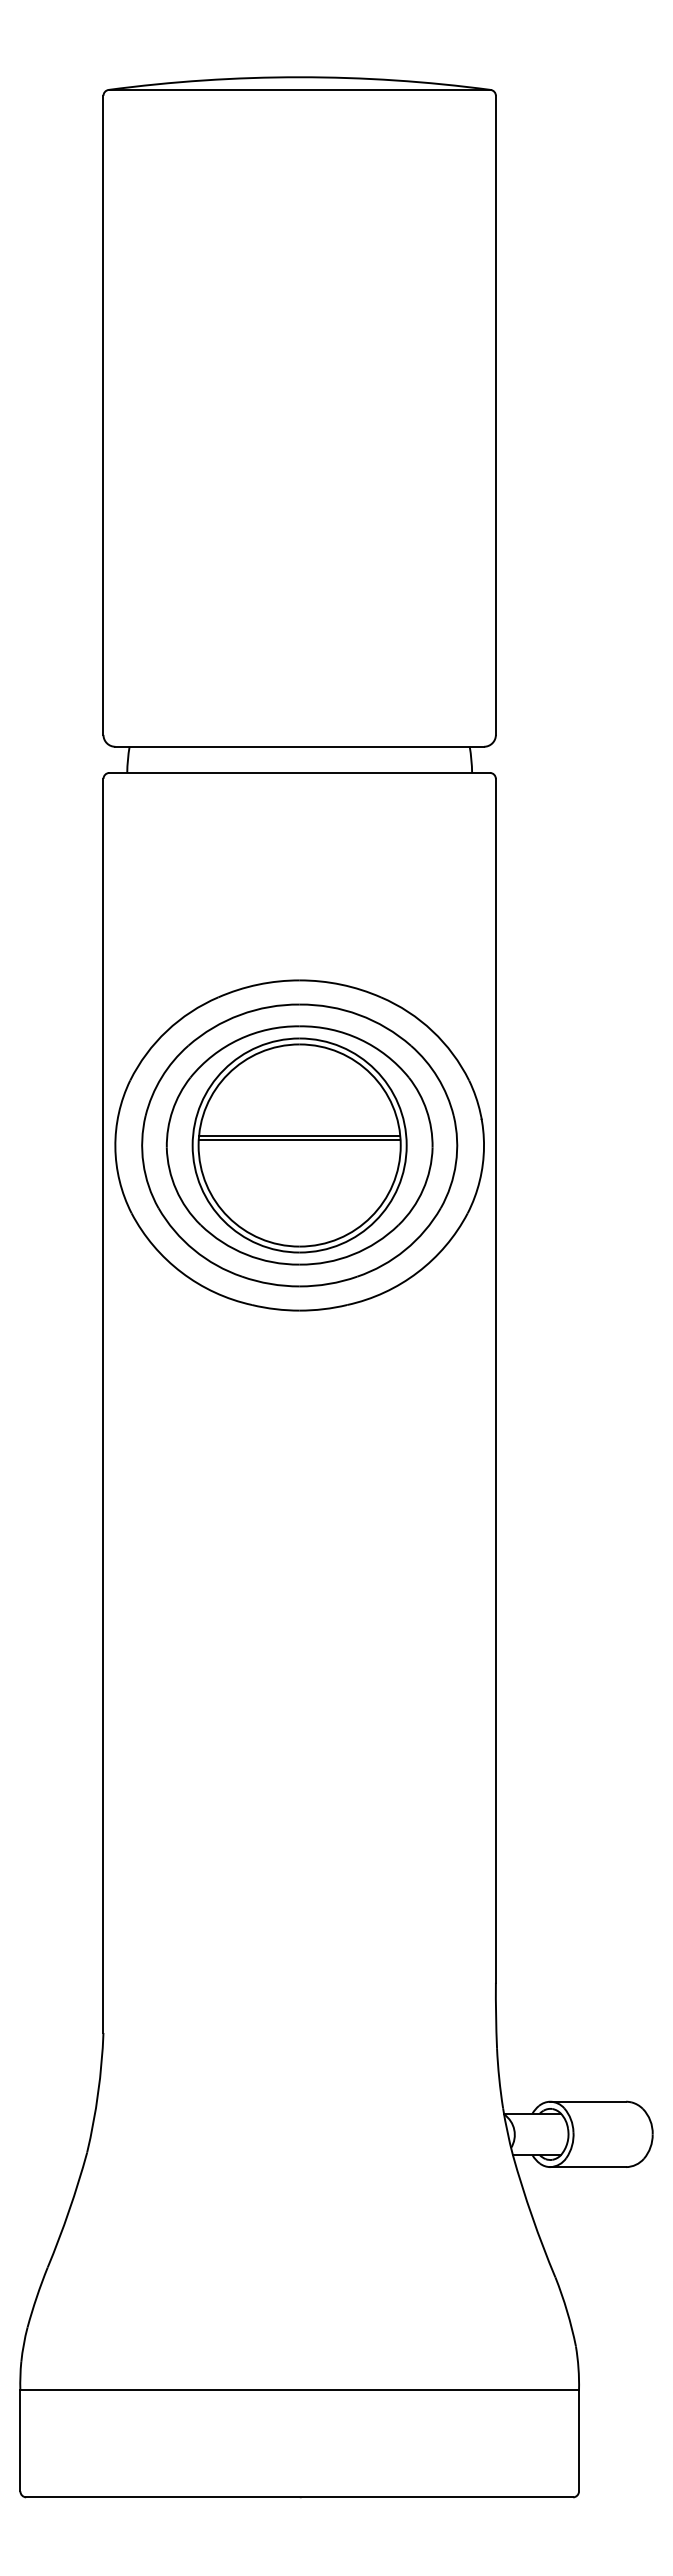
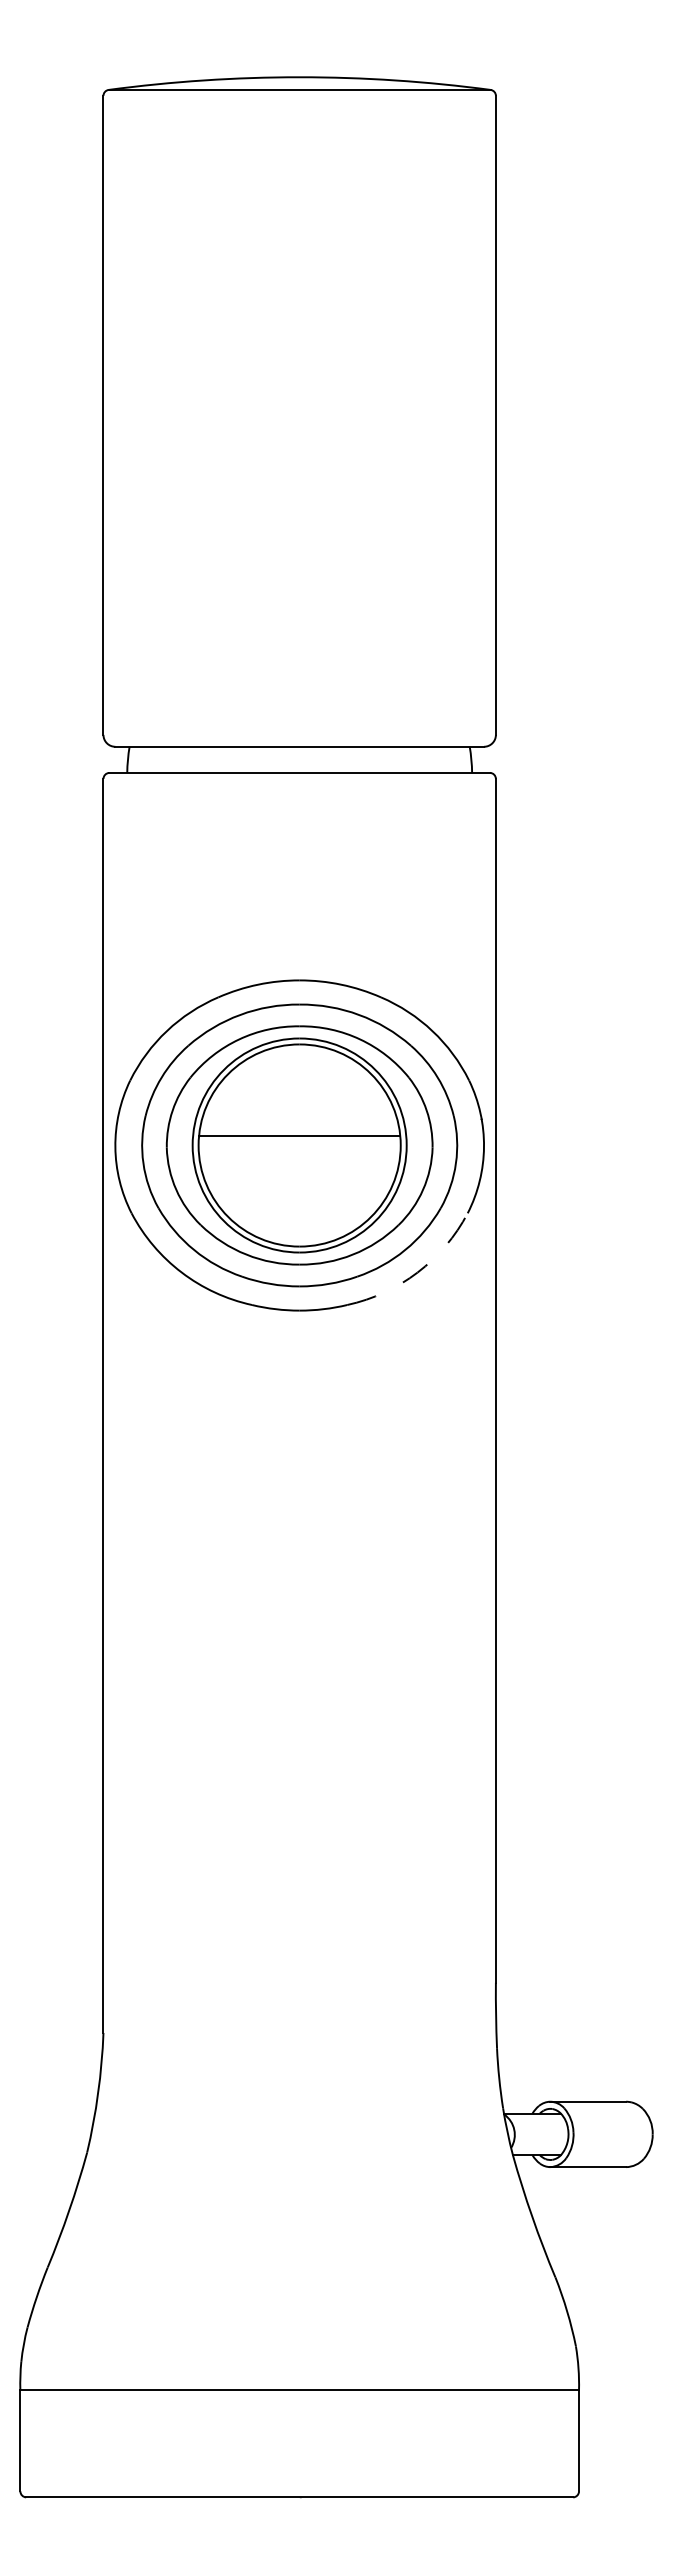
line: present -> none (299, 1139)
arc: solid -> dashed (417, 1272)
